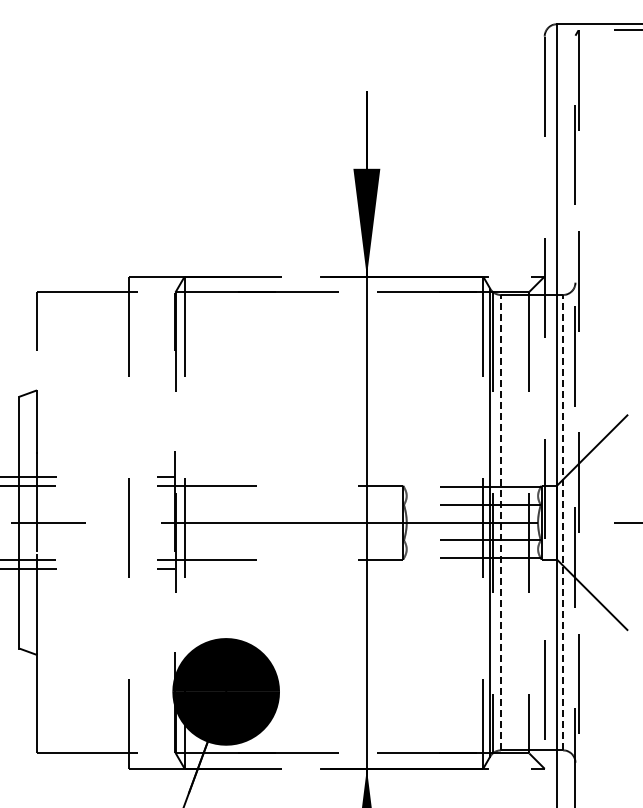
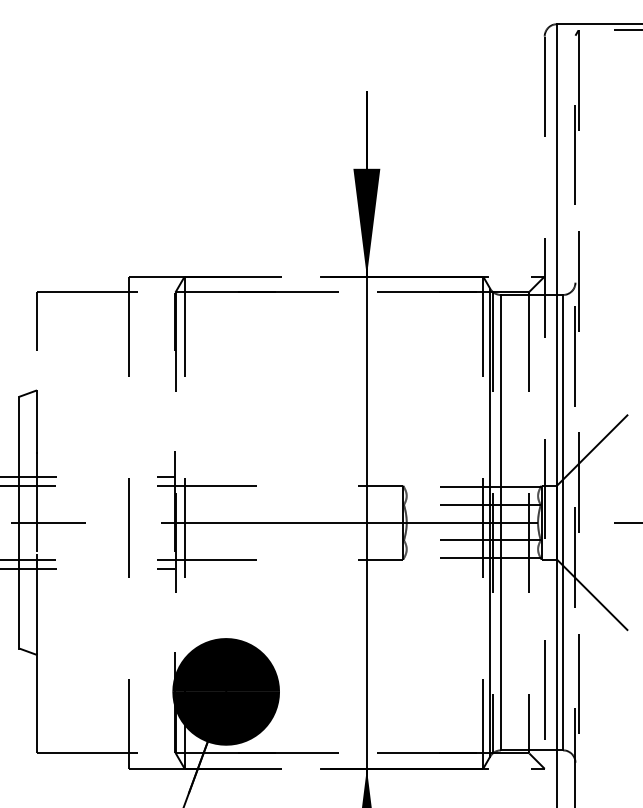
line: dashed -> solid (500, 522)
line: dashed -> solid (563, 522)
